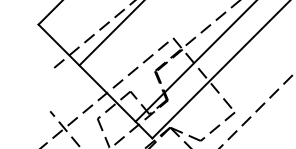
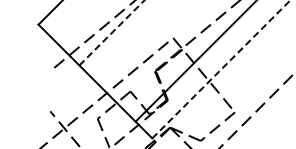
line: solid -> dashed (112, 32)
line: solid -> dashed (221, 69)
